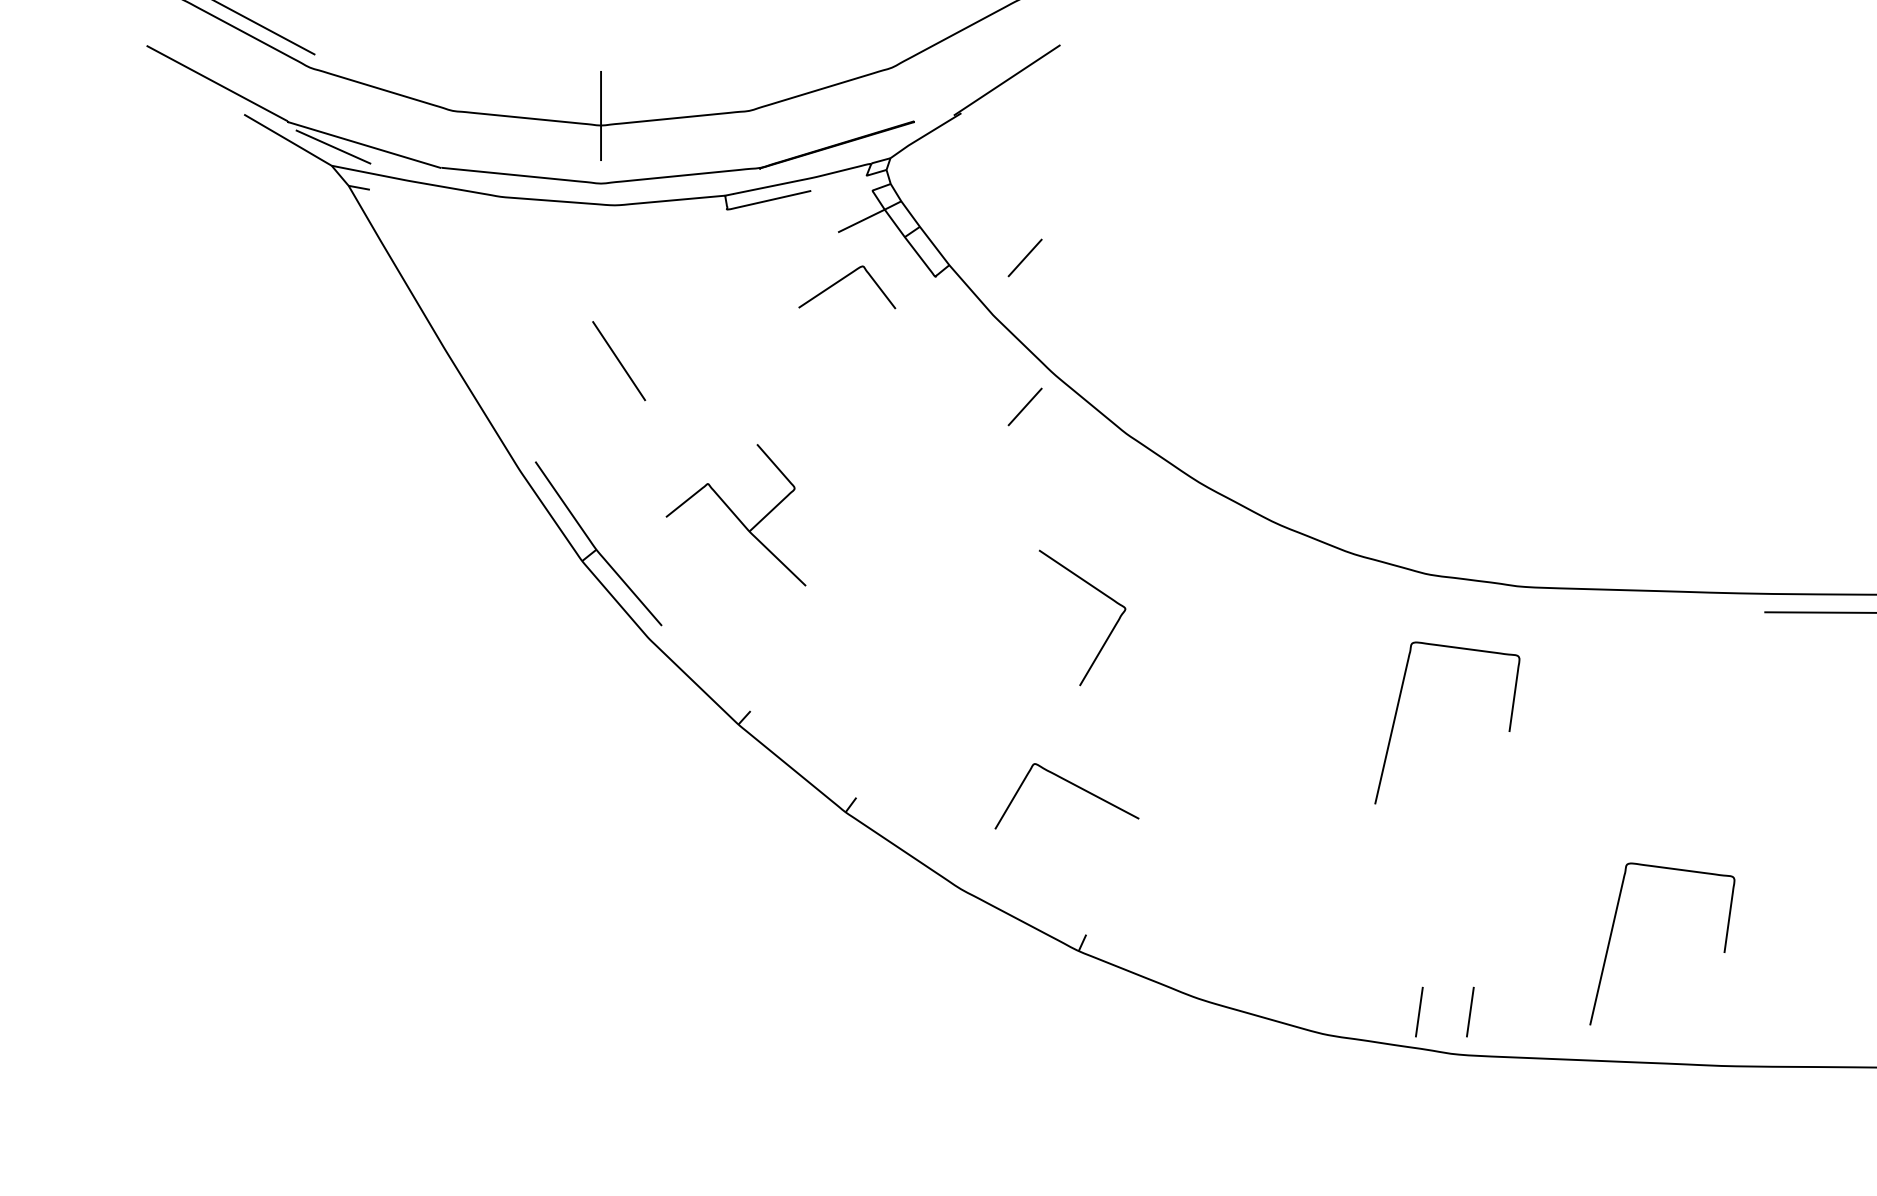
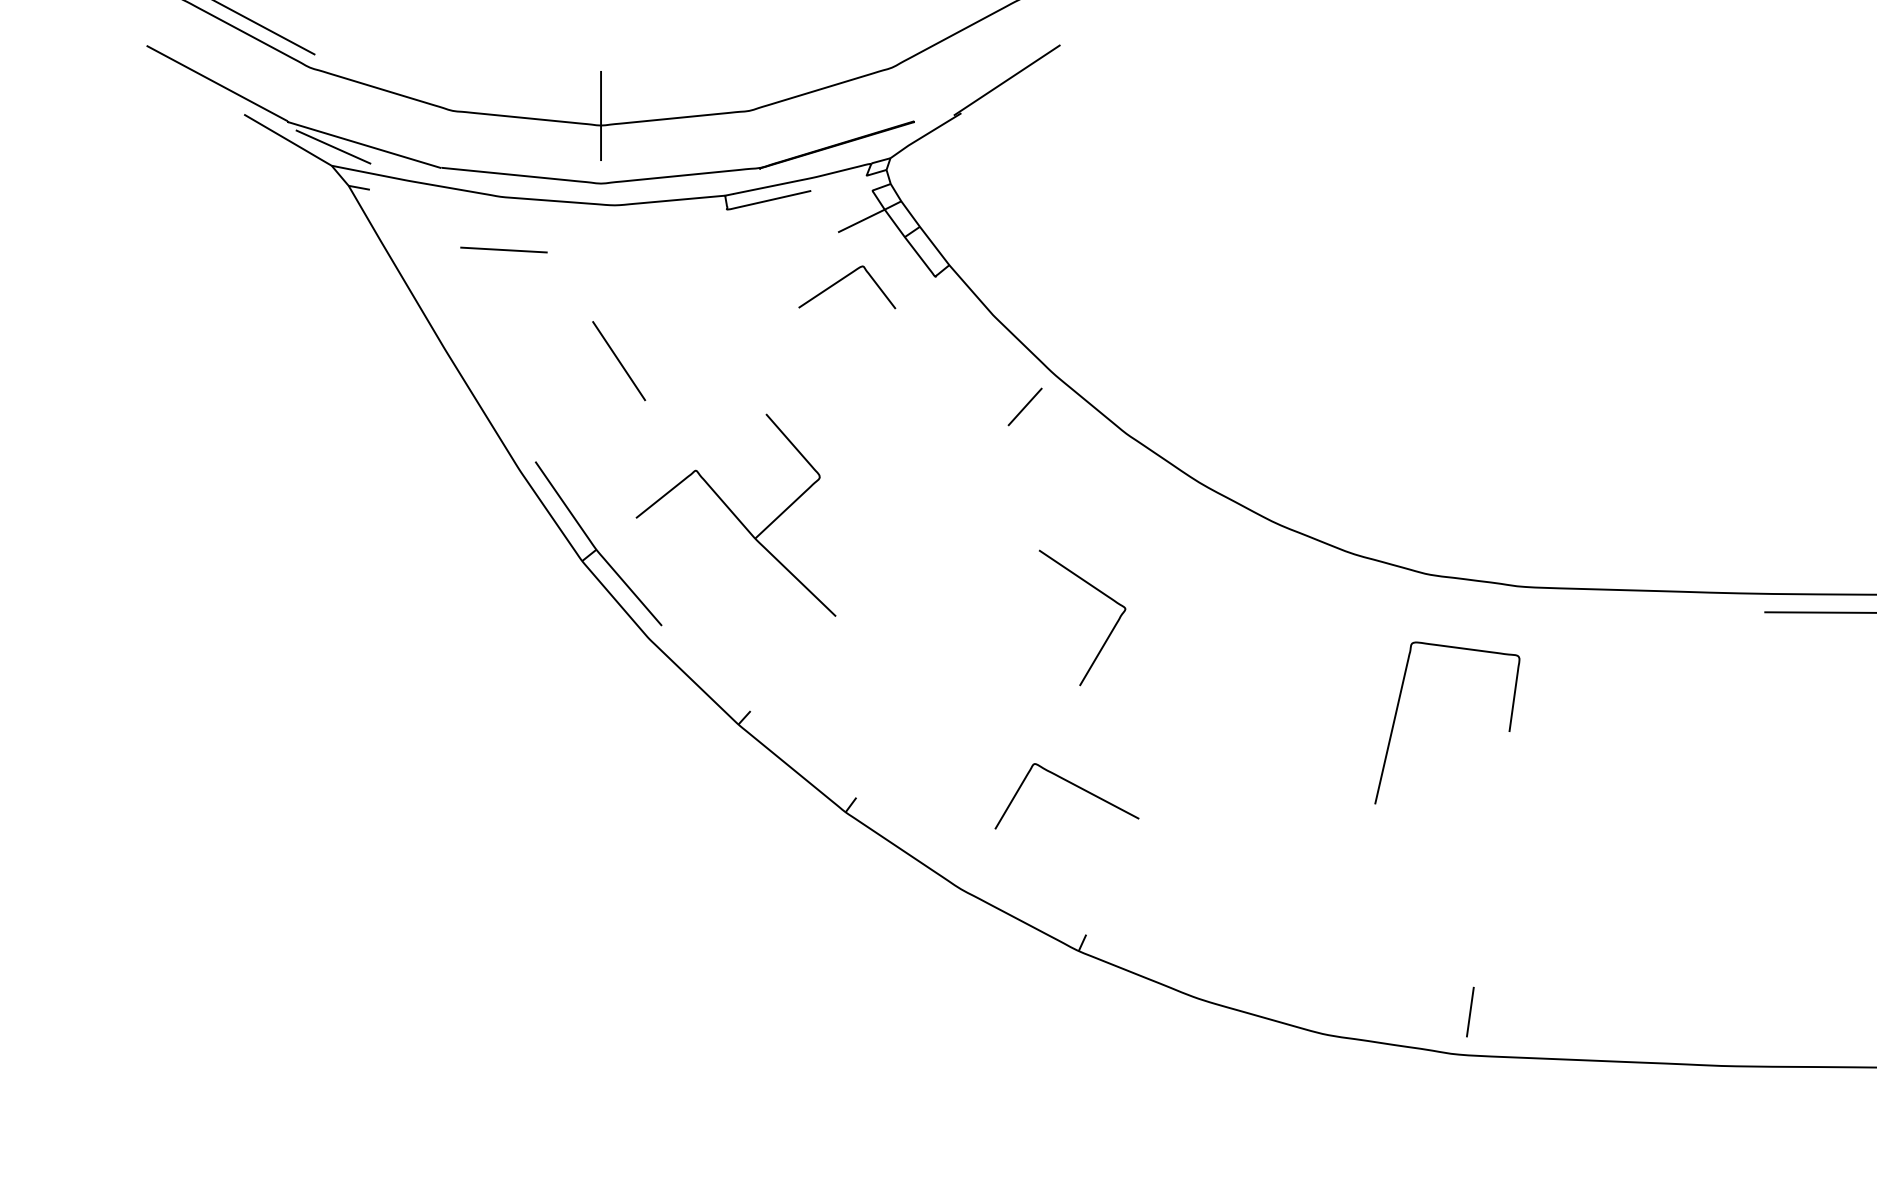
line: none -> present (503, 249)
line: present -> none (1024, 257)
part size: 142x143 px -> 202x204 px (735, 514)
curve: present -> none (1612, 933)
line: present -> none (1419, 1011)
